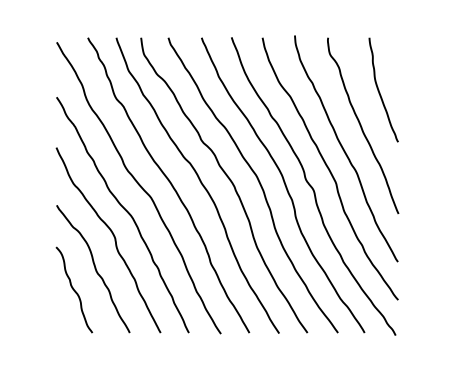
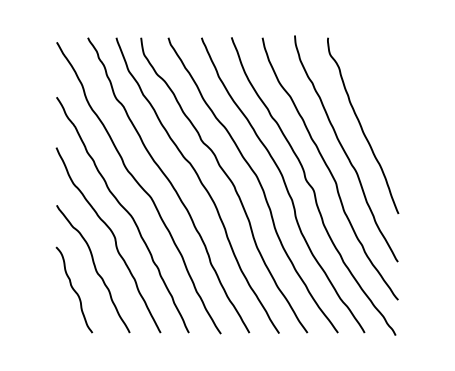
curve: present -> none (379, 89)
